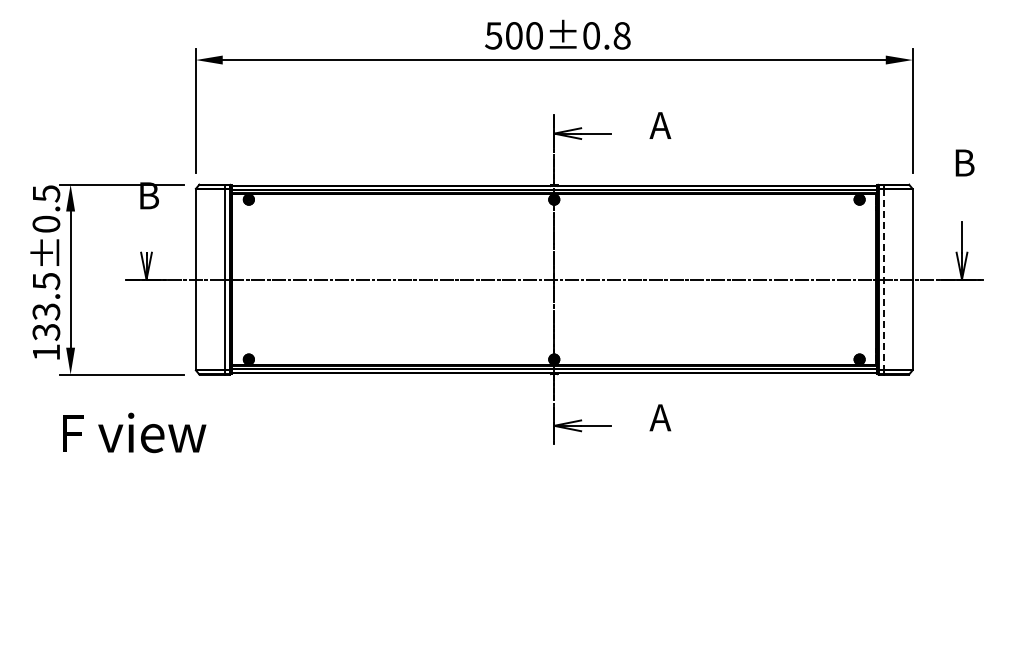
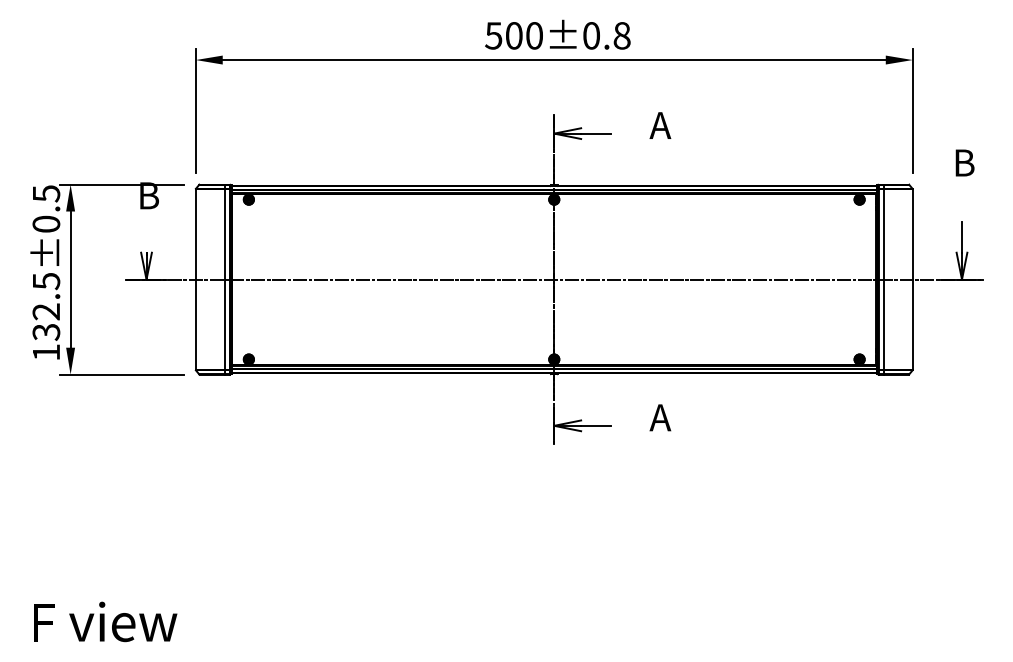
line: dashed -> solid (884, 279)
text: 133.5±0.5 -> 132.5±0.5 (46, 311)
text position: (134, 432) -> (105, 621) (105, 621)
